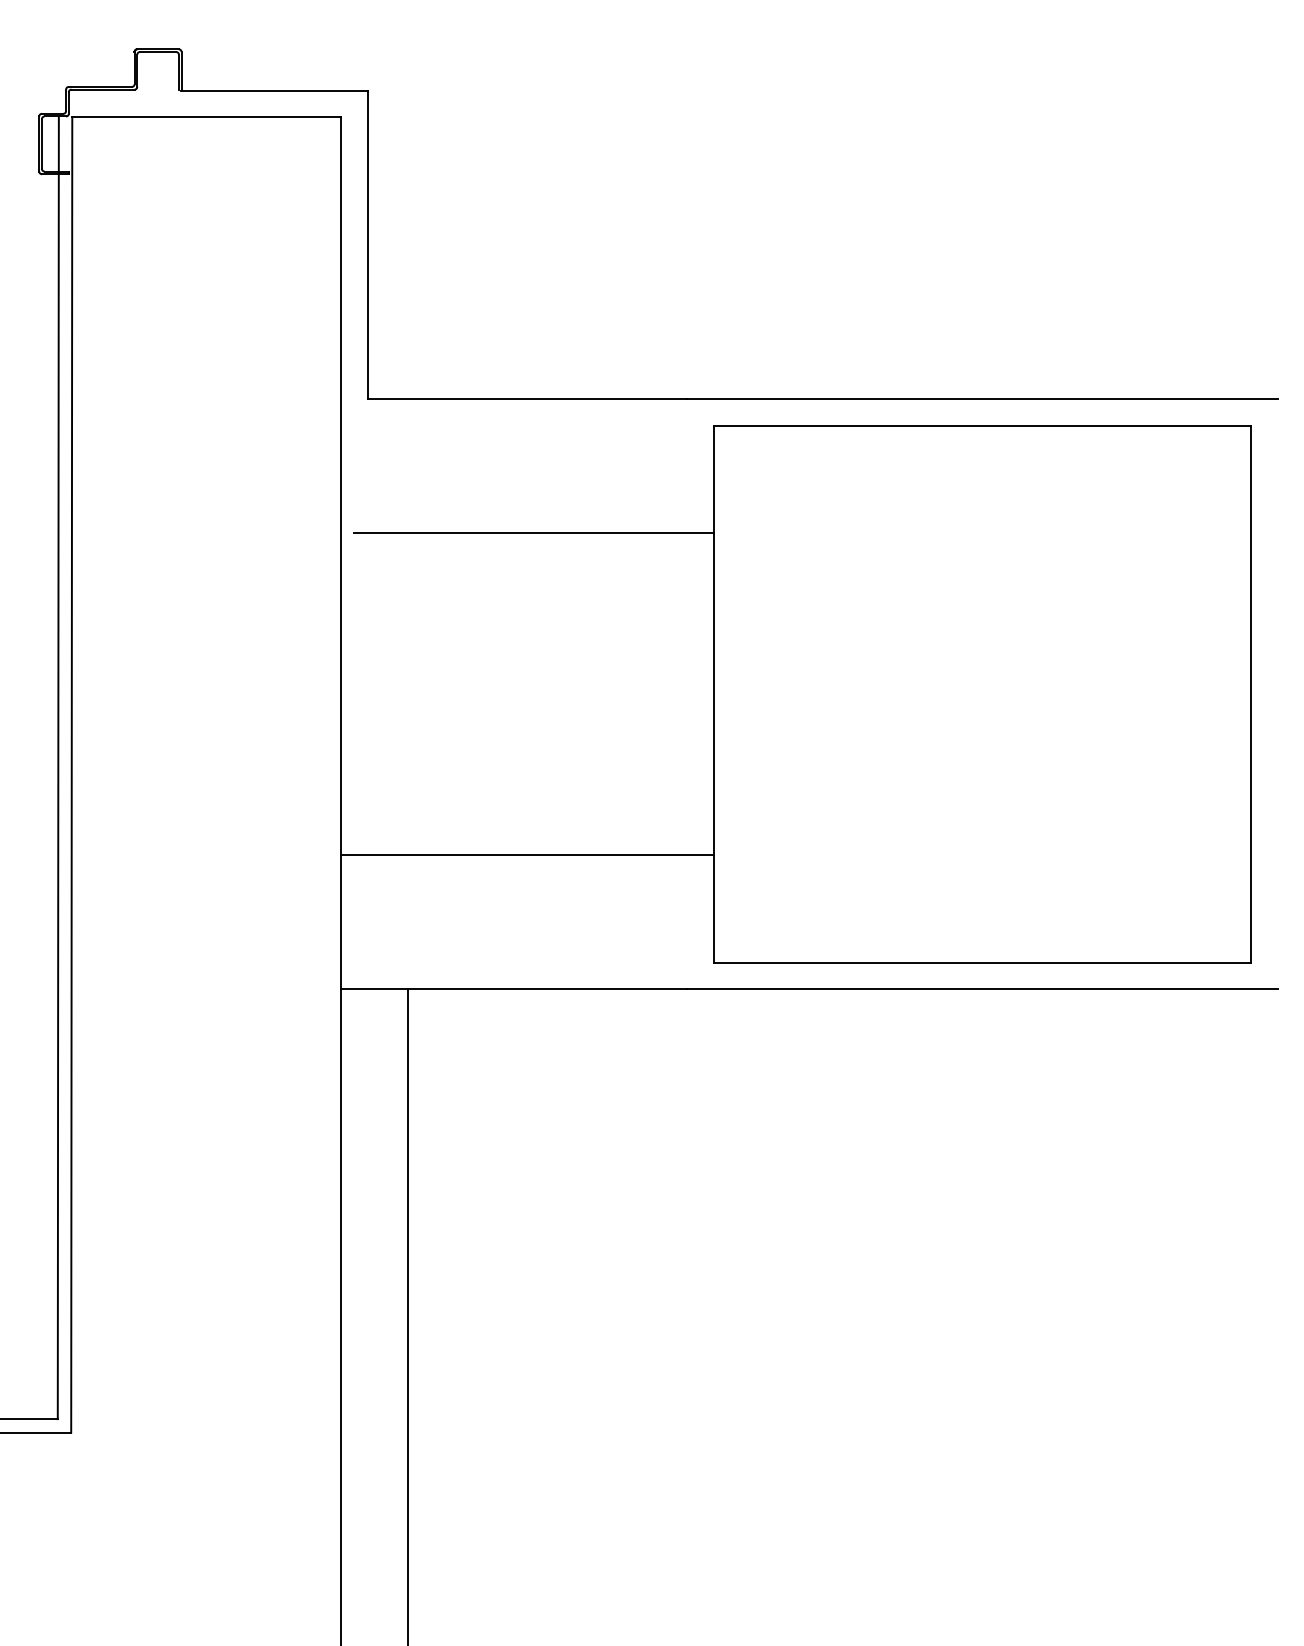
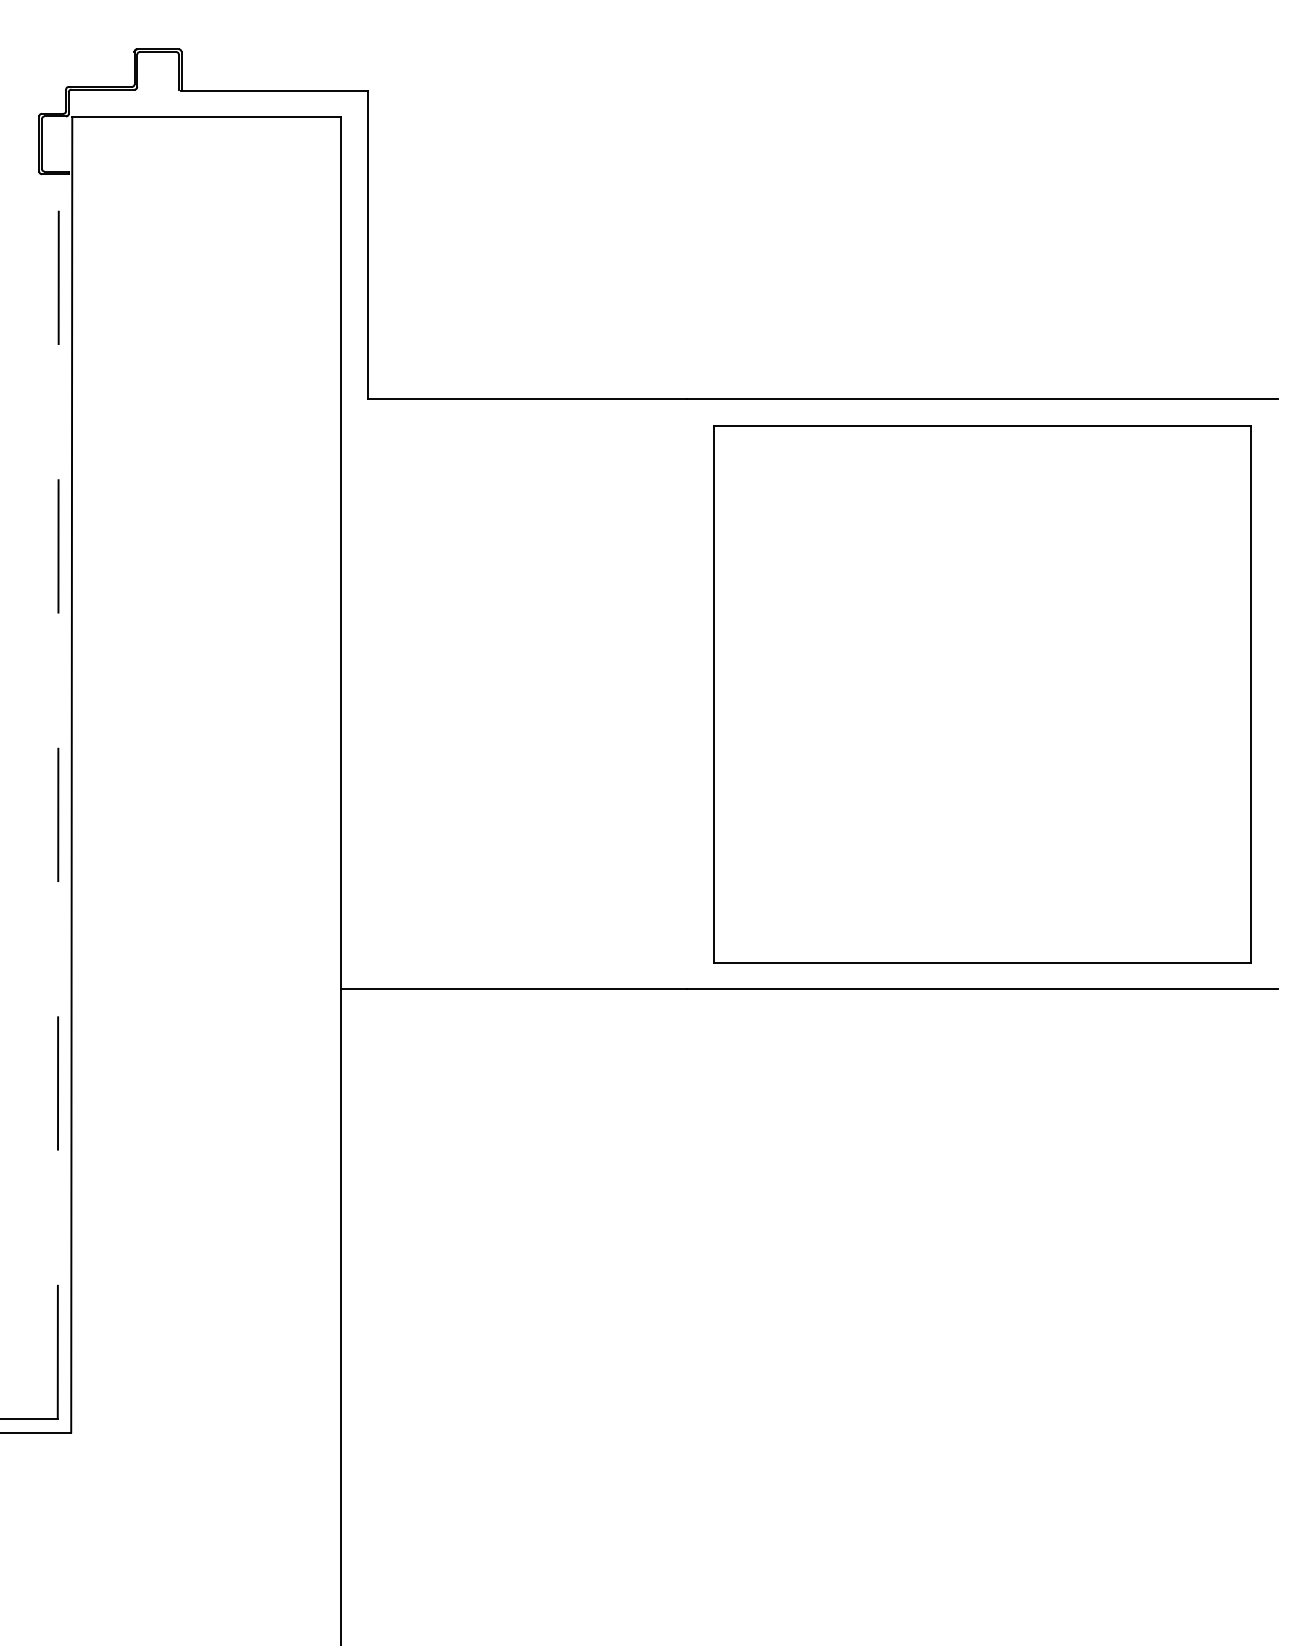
line: present -> none (534, 532)
line: solid -> dashed (58, 768)
line: present -> none (527, 855)
line: present -> none (407, 1315)
